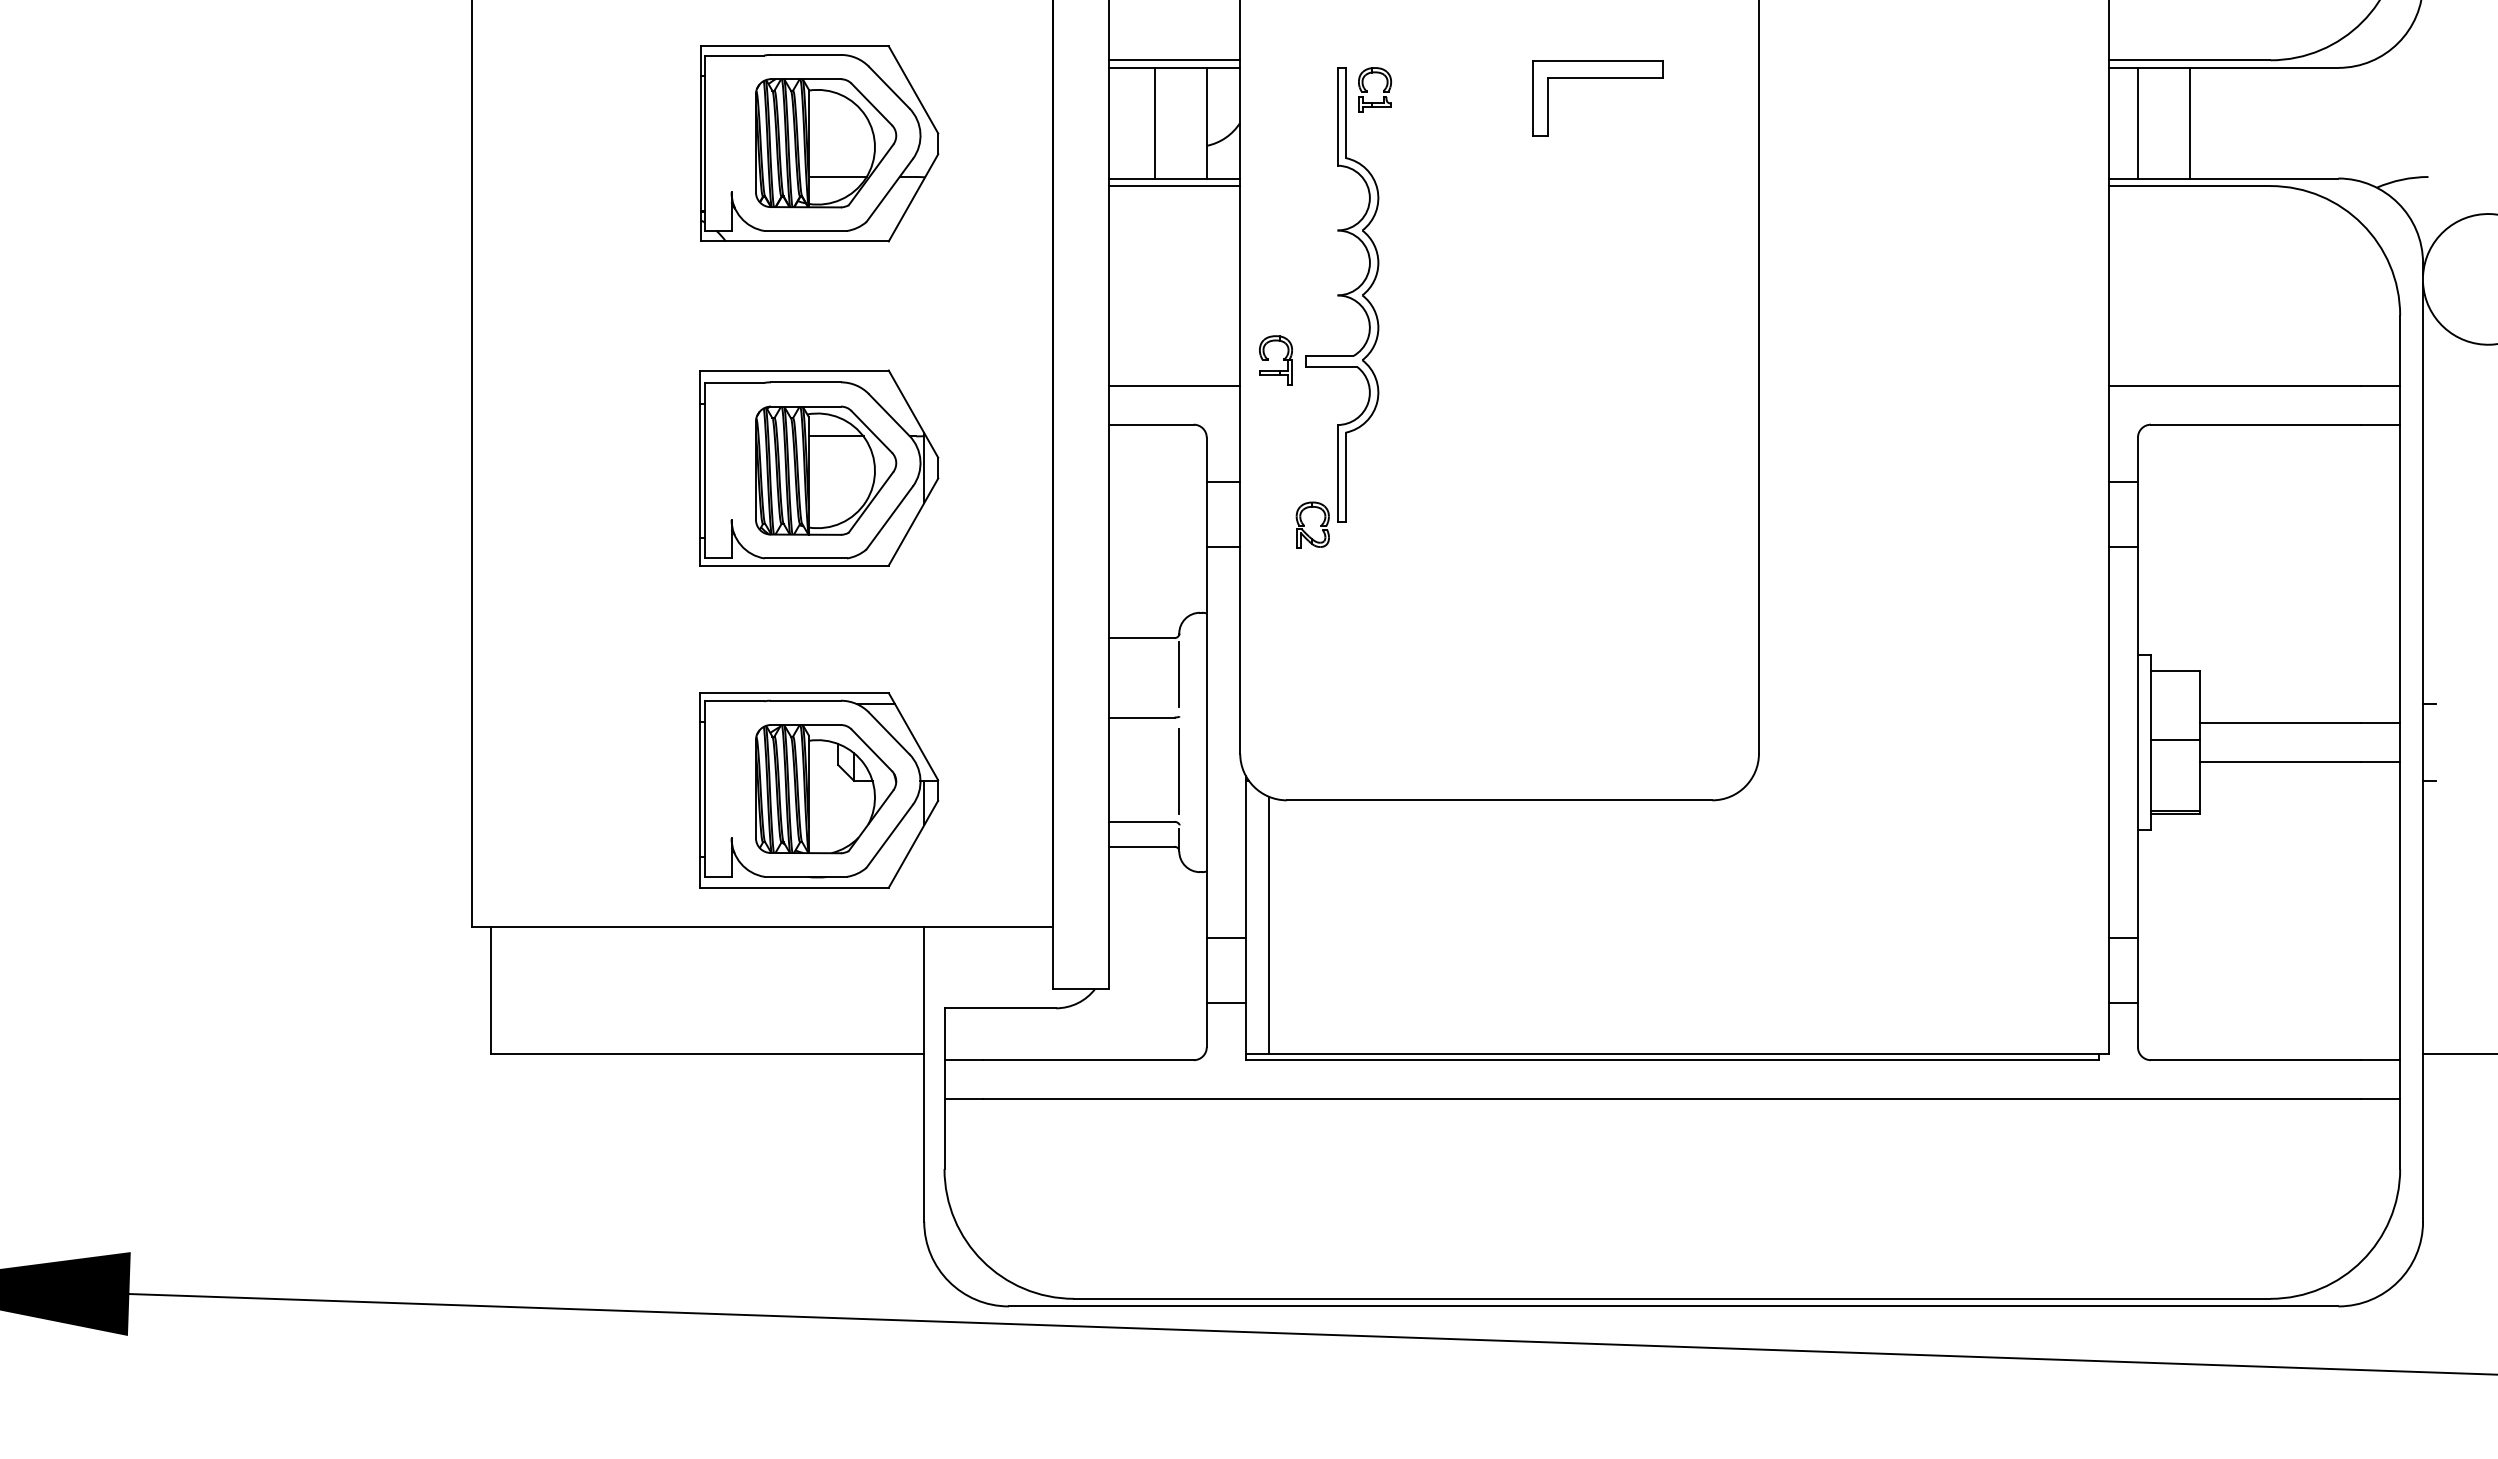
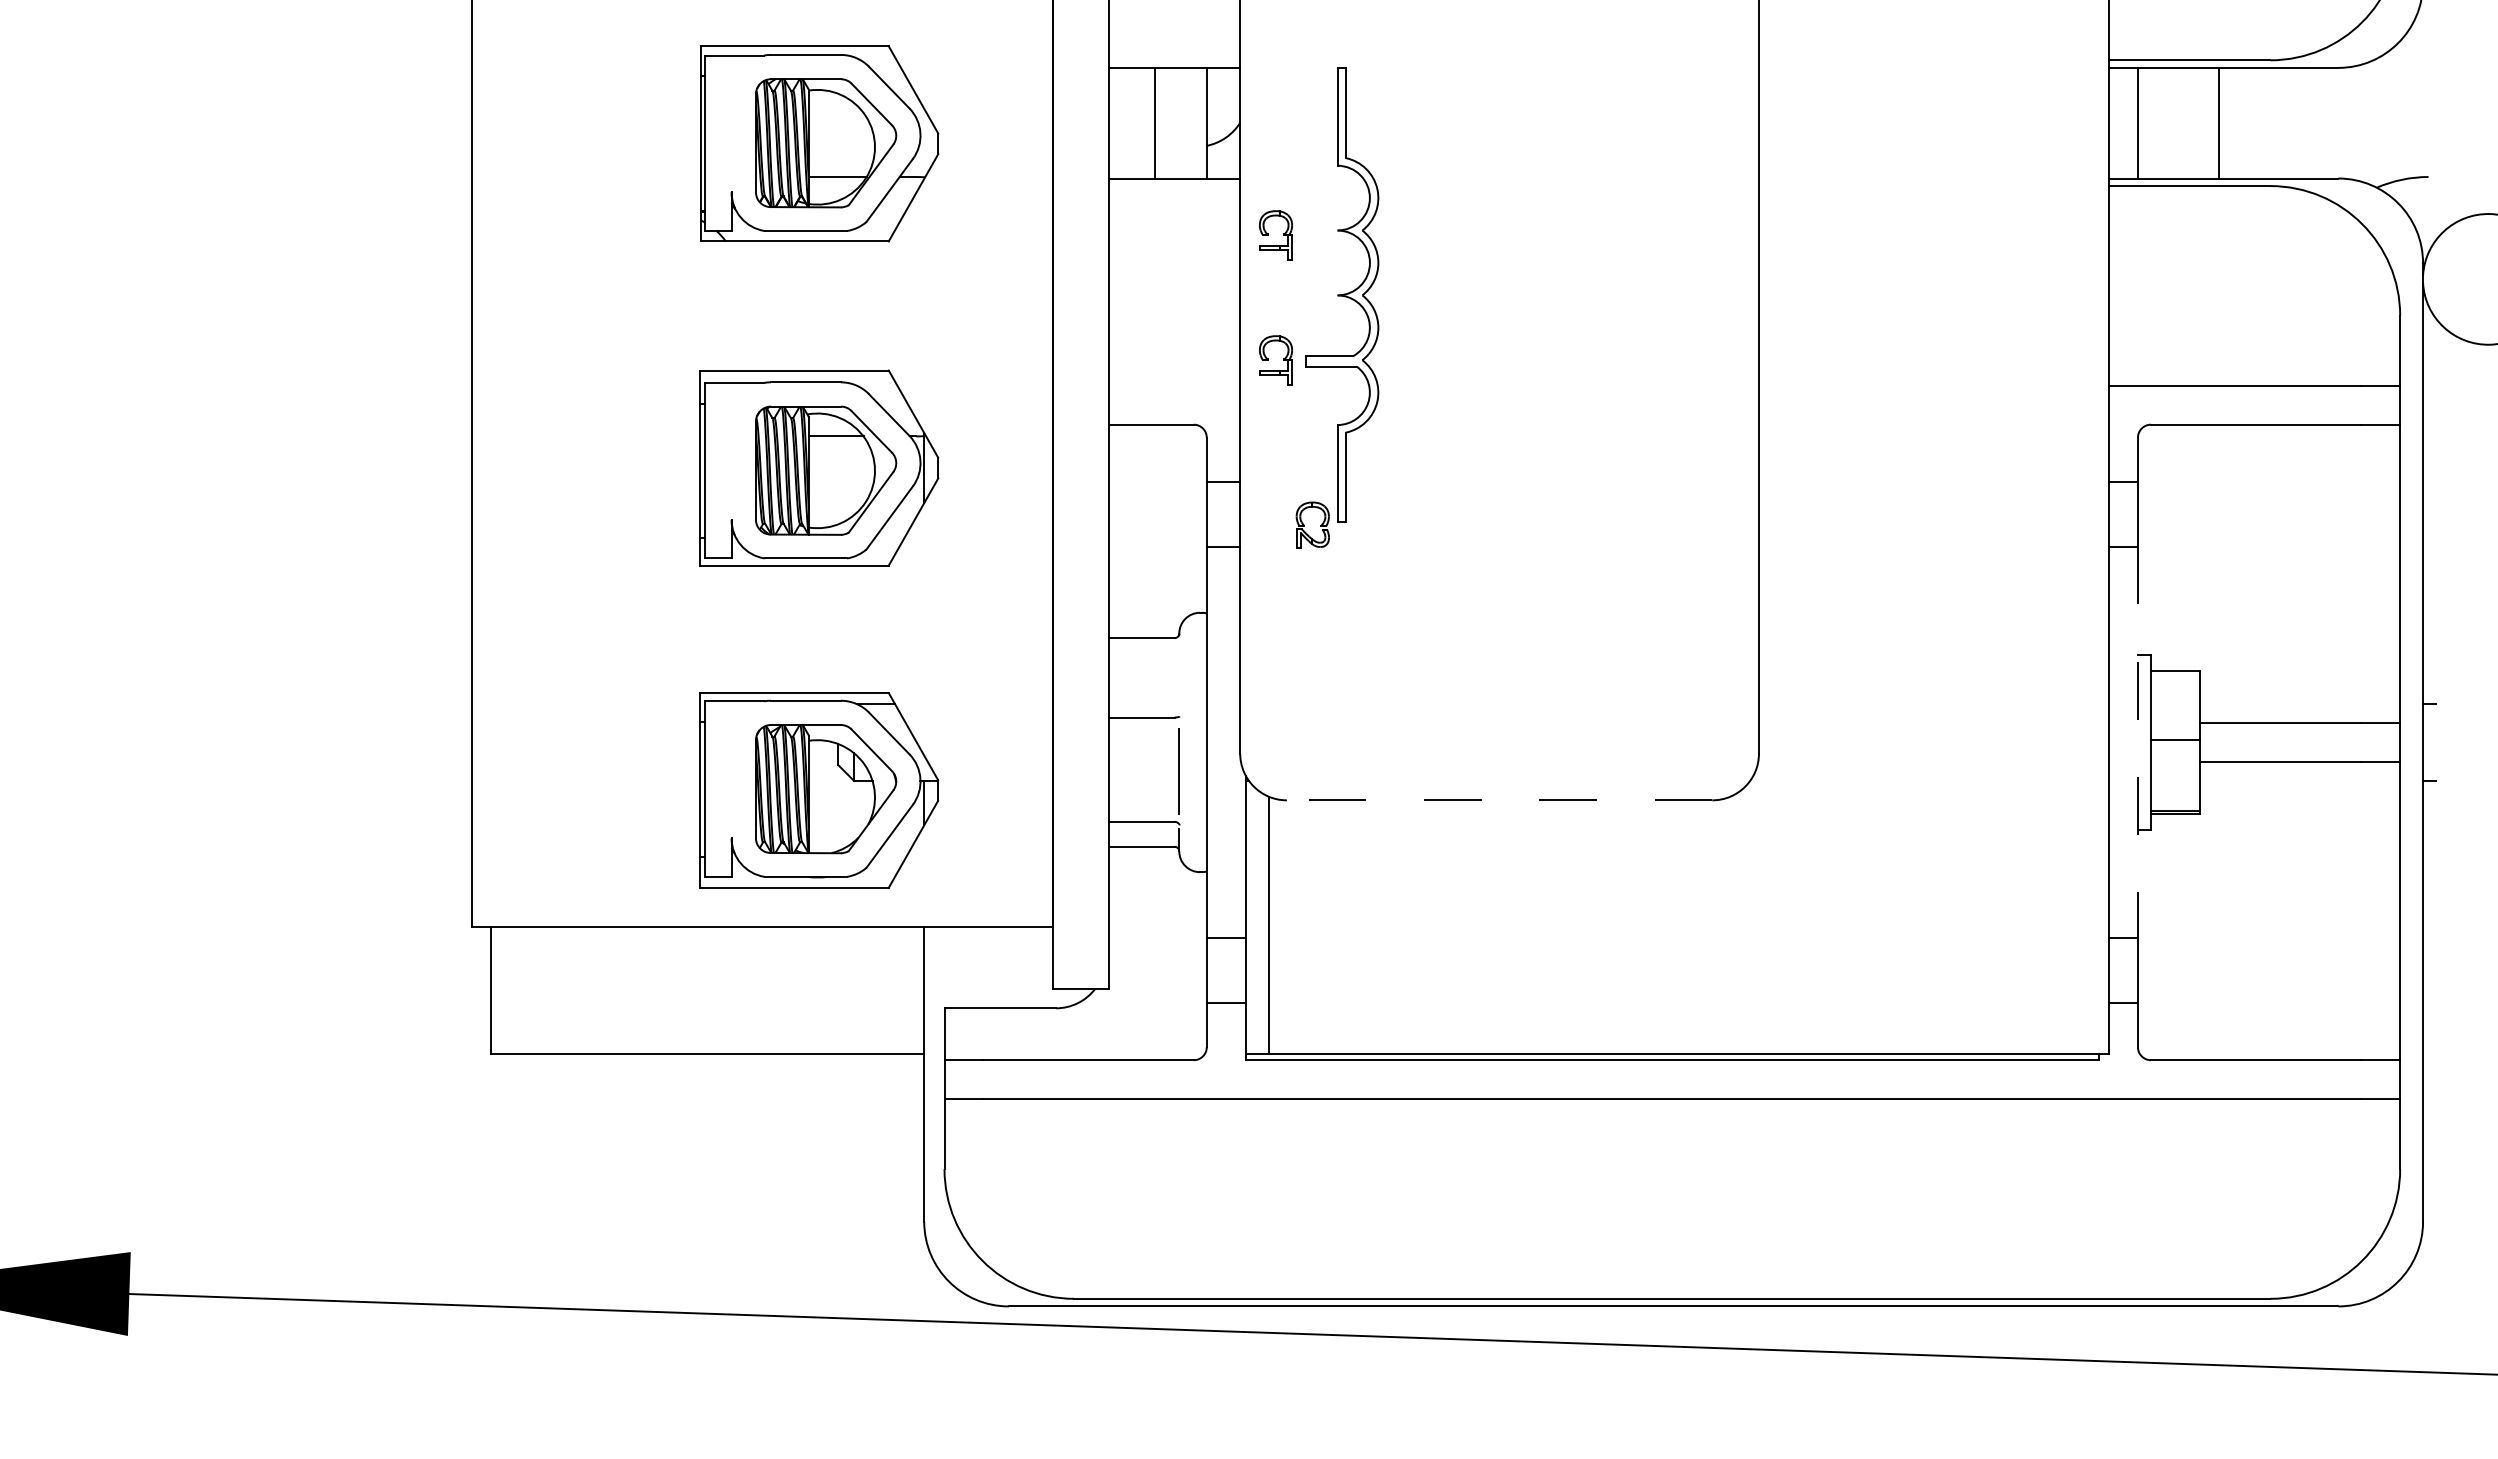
line: present -> none (1174, 60)
part: present -> none (1597, 78)
part: present -> none (1383, 89)
line position: (2189, 122) -> (2218, 122) (2218, 122)
line: present -> none (1174, 186)
part: none -> present (1268, 235)
line: present -> none (1174, 385)
line: present -> none (1179, 674)
line: solid -> dashed (2137, 742)
line: solid -> dashed (1499, 800)
line: present -> none (2458, 1053)
